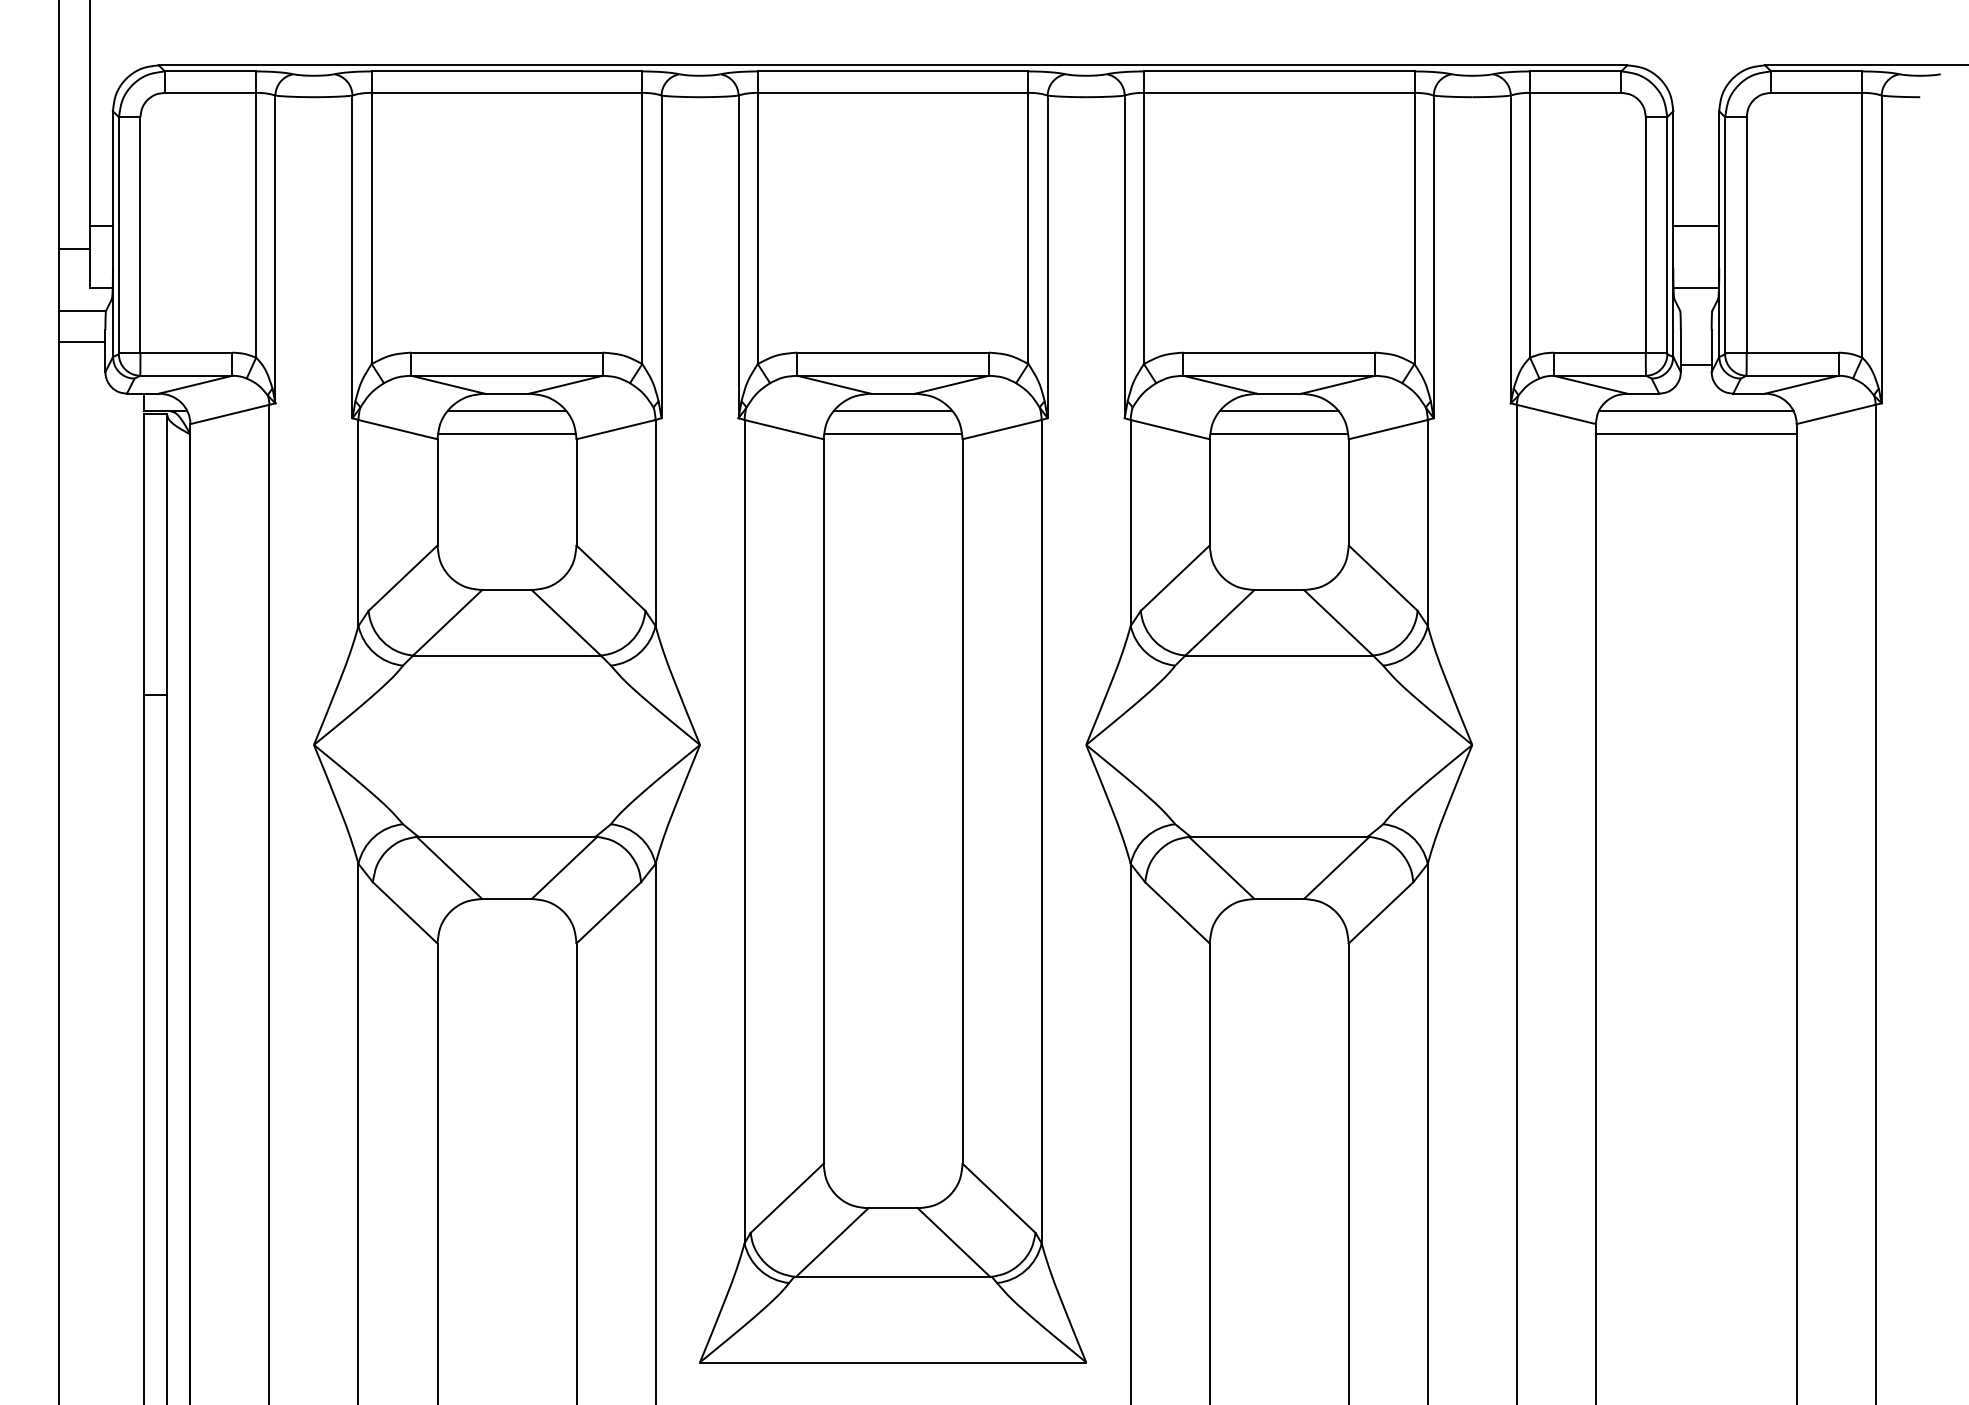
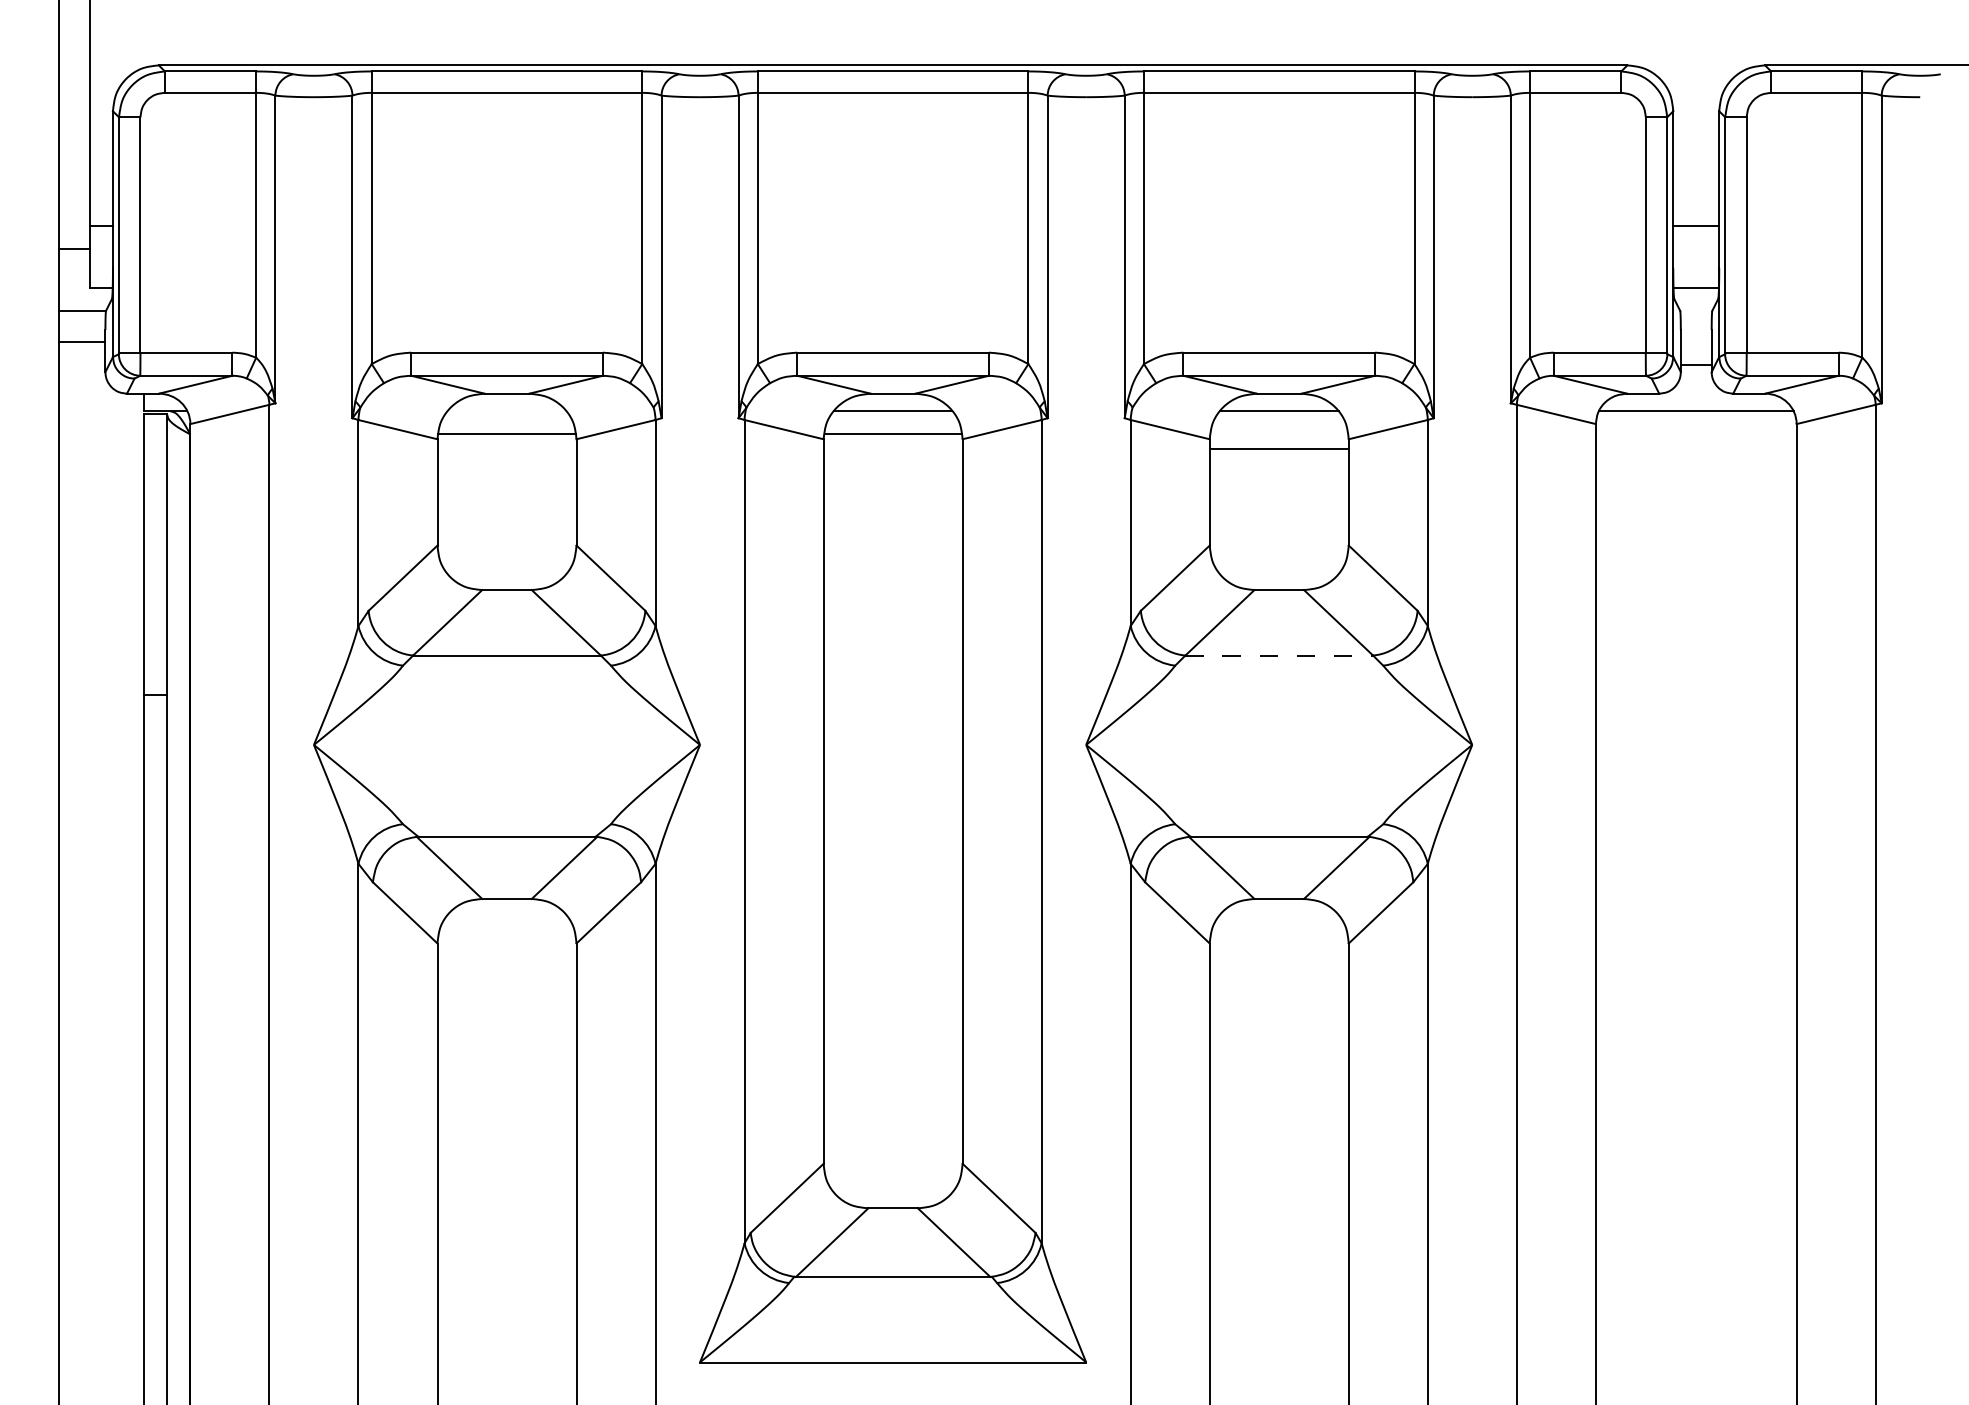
line: present -> none (506, 411)
line position: (1278, 434) -> (1278, 449) (1278, 449)
line: present -> none (1695, 434)
line: solid -> dashed (1279, 655)
